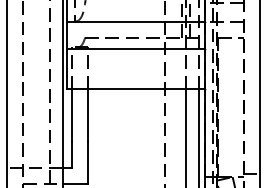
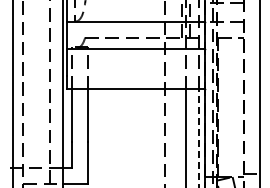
line position: (7, 93) -> (13, 93) (13, 93)
line: solid -> dashed (199, 138)
